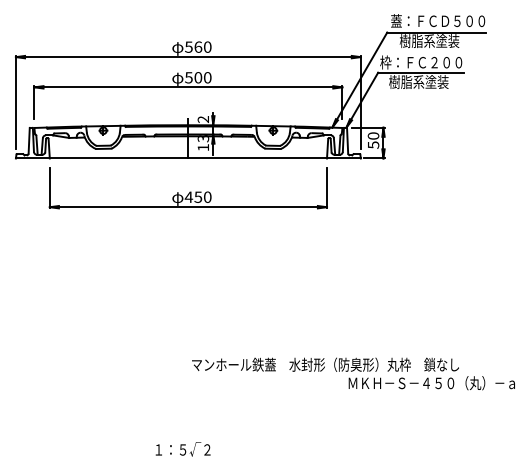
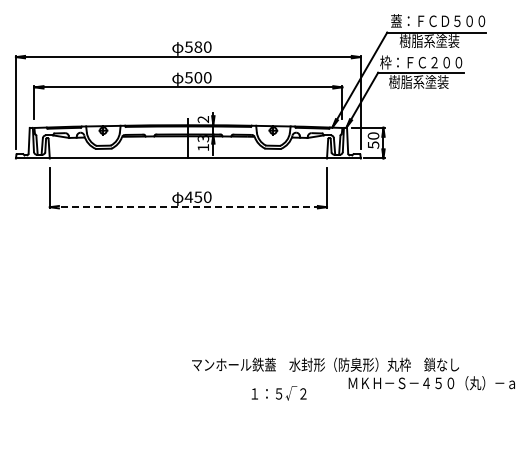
text: 560 -> 580 (198, 46)
line: solid -> dashed (188, 207)
text position: (182, 449) -> (278, 393) (278, 393)
